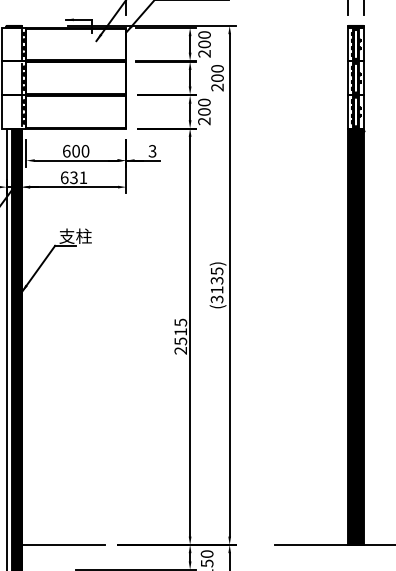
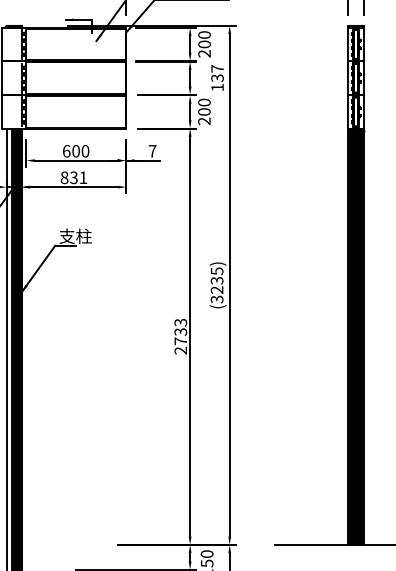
text: 200 -> 137 (217, 78)
text: 3 -> 7 (152, 150)
text: 631 -> 831 (64, 177)
text: (3135) -> (3235) (216, 289)
text: 2515 -> 2733 (180, 331)
line: present -> none (63, 544)
